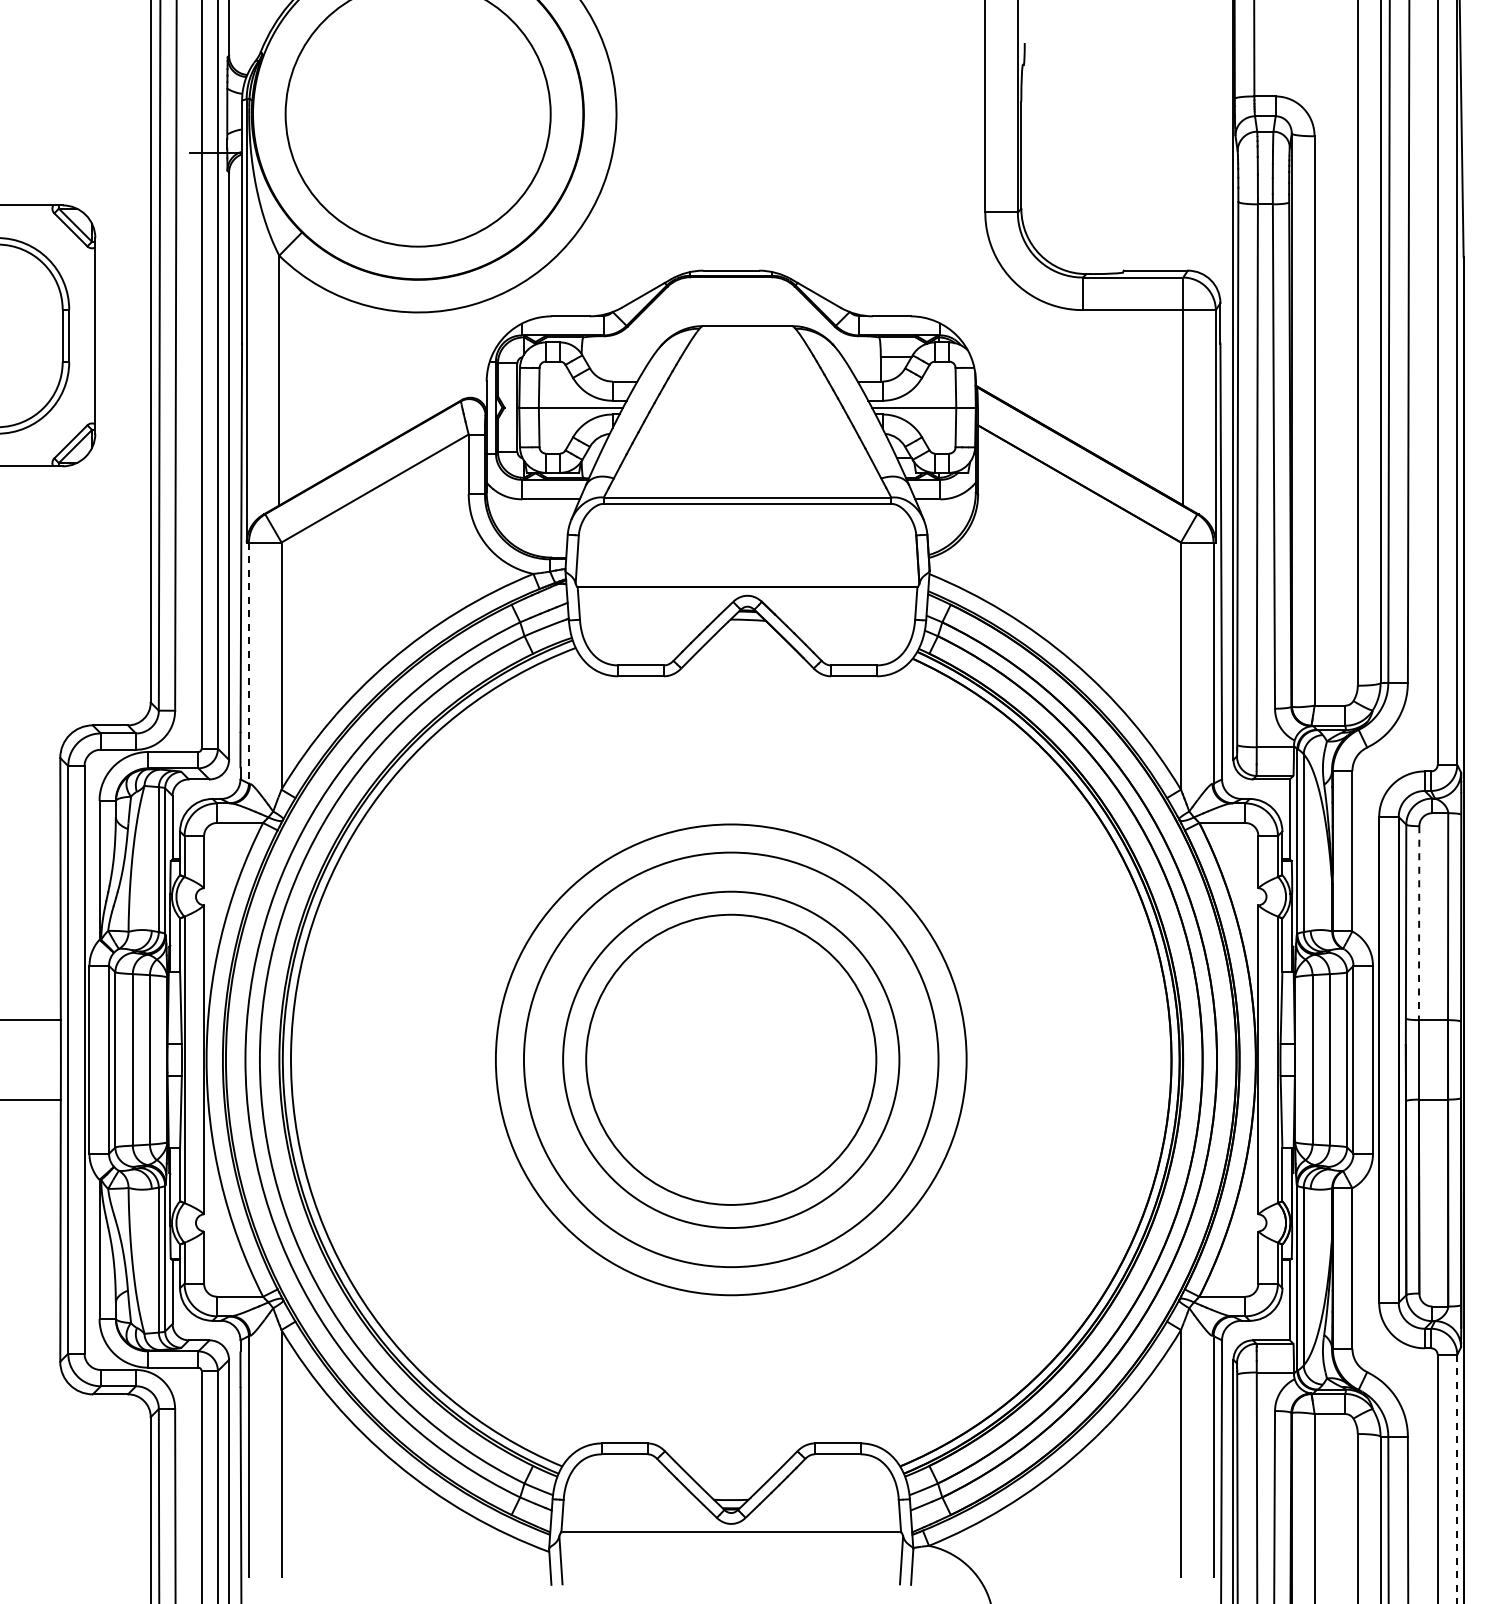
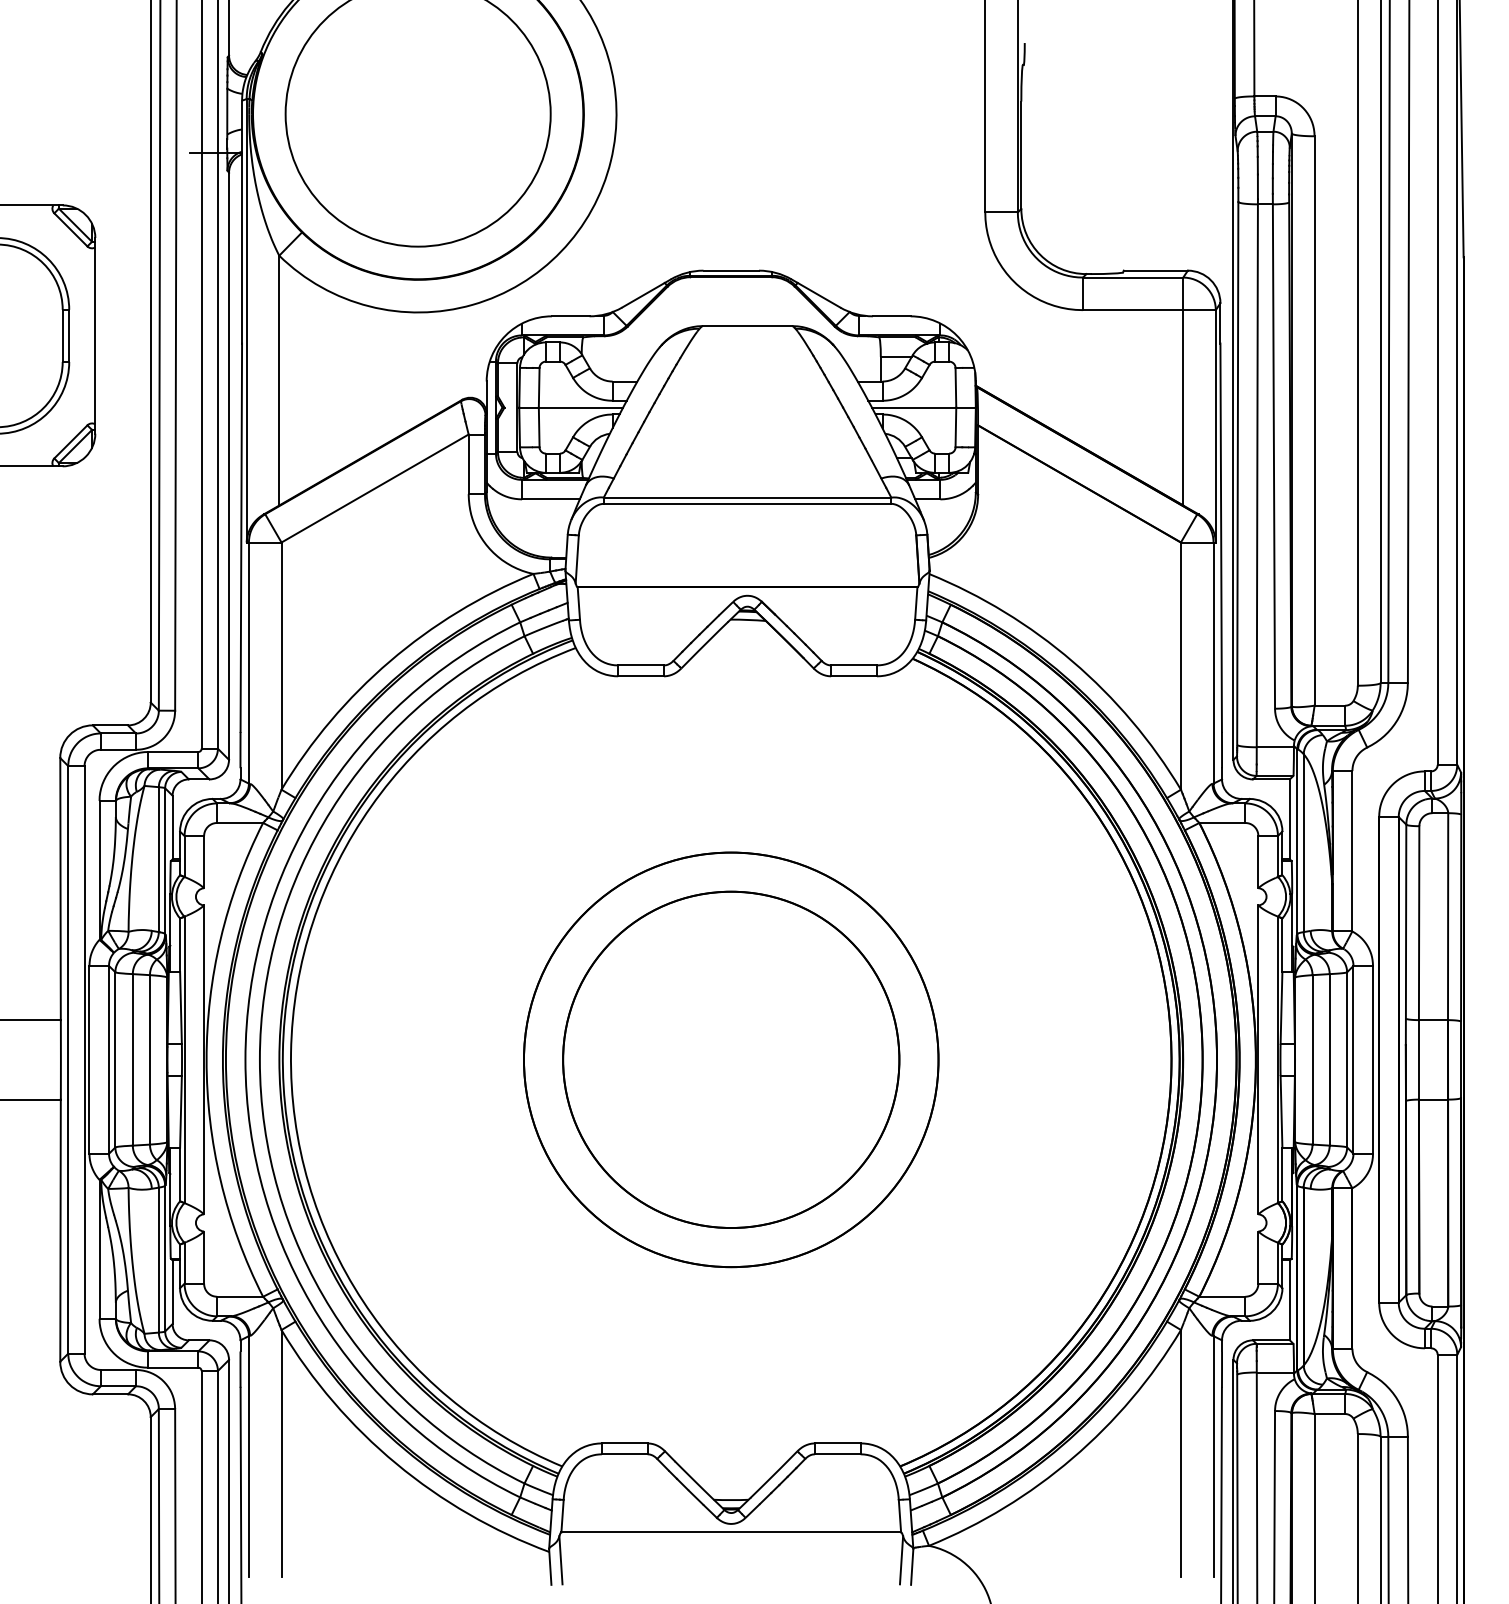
line: dashed -> solid (248, 663)
line: dashed -> solid (1419, 923)
circle diameter: 471 px -> 336 px (731, 1059)
circle diameter: 290 px -> 415 px (730, 1059)
line: dashed -> solid (1457, 1479)
